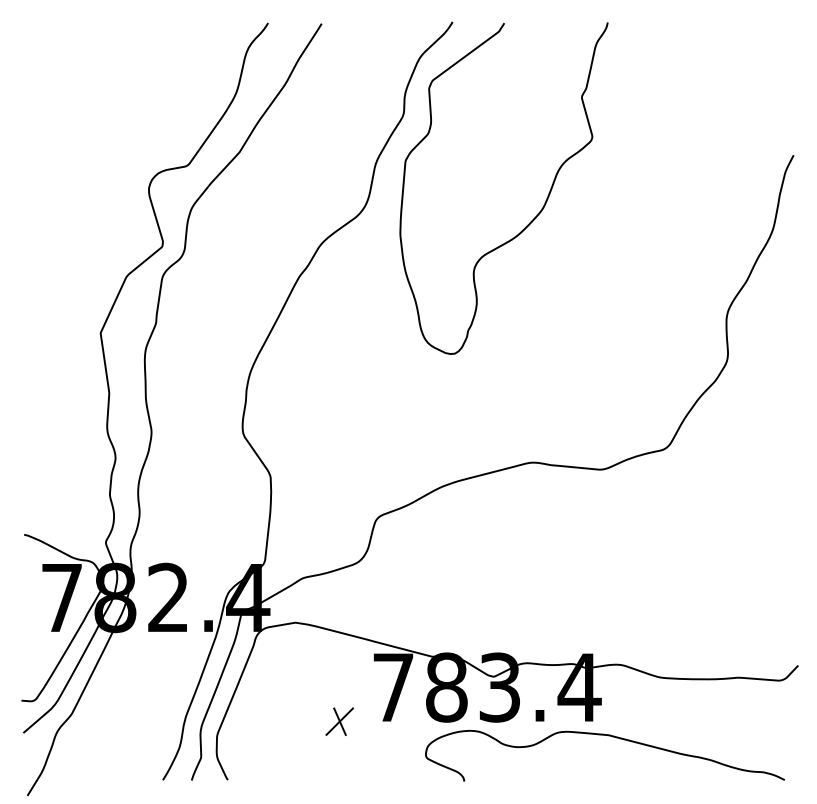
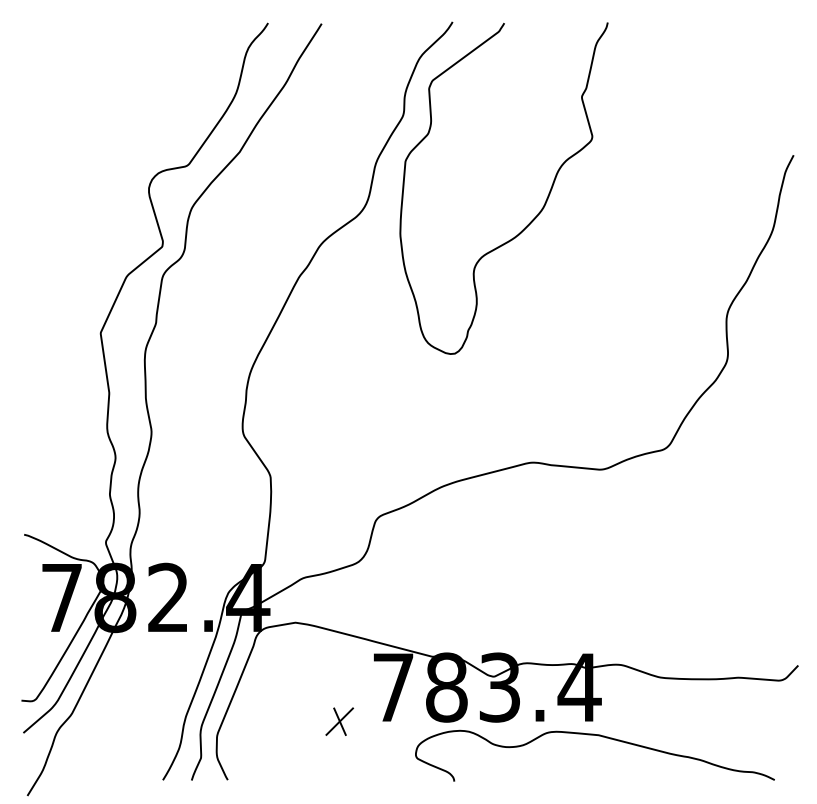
curve position: (608, 736) -> (598, 736) (598, 736)
